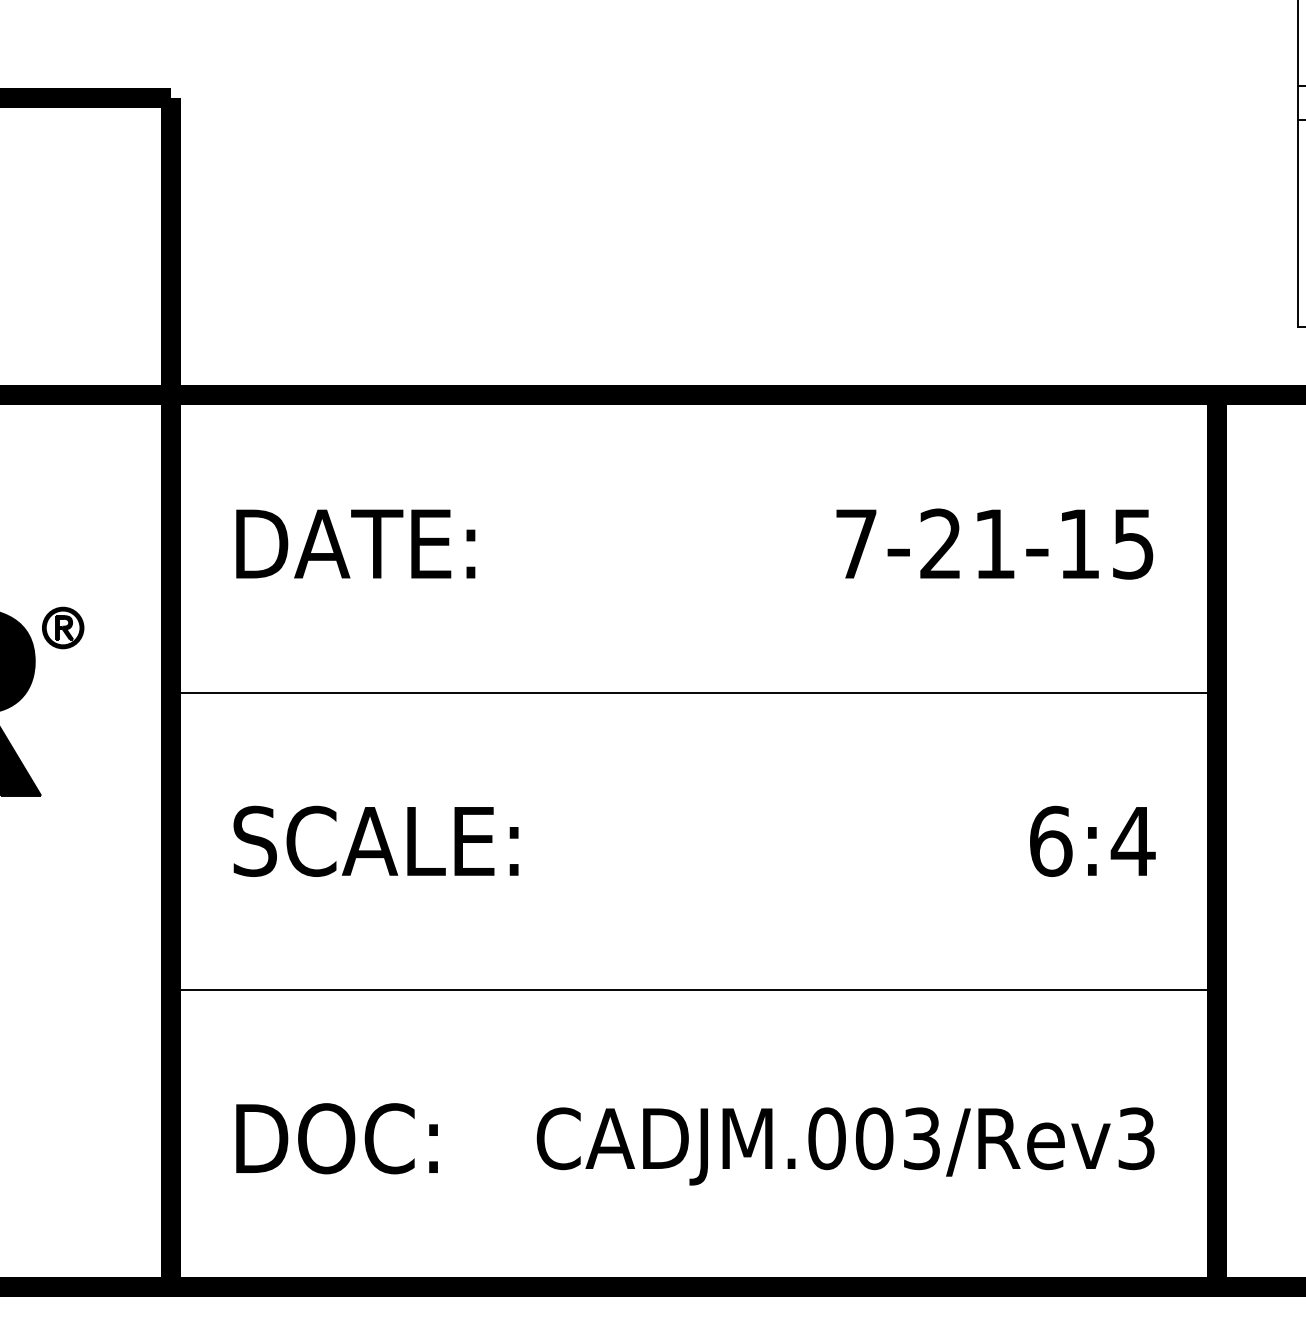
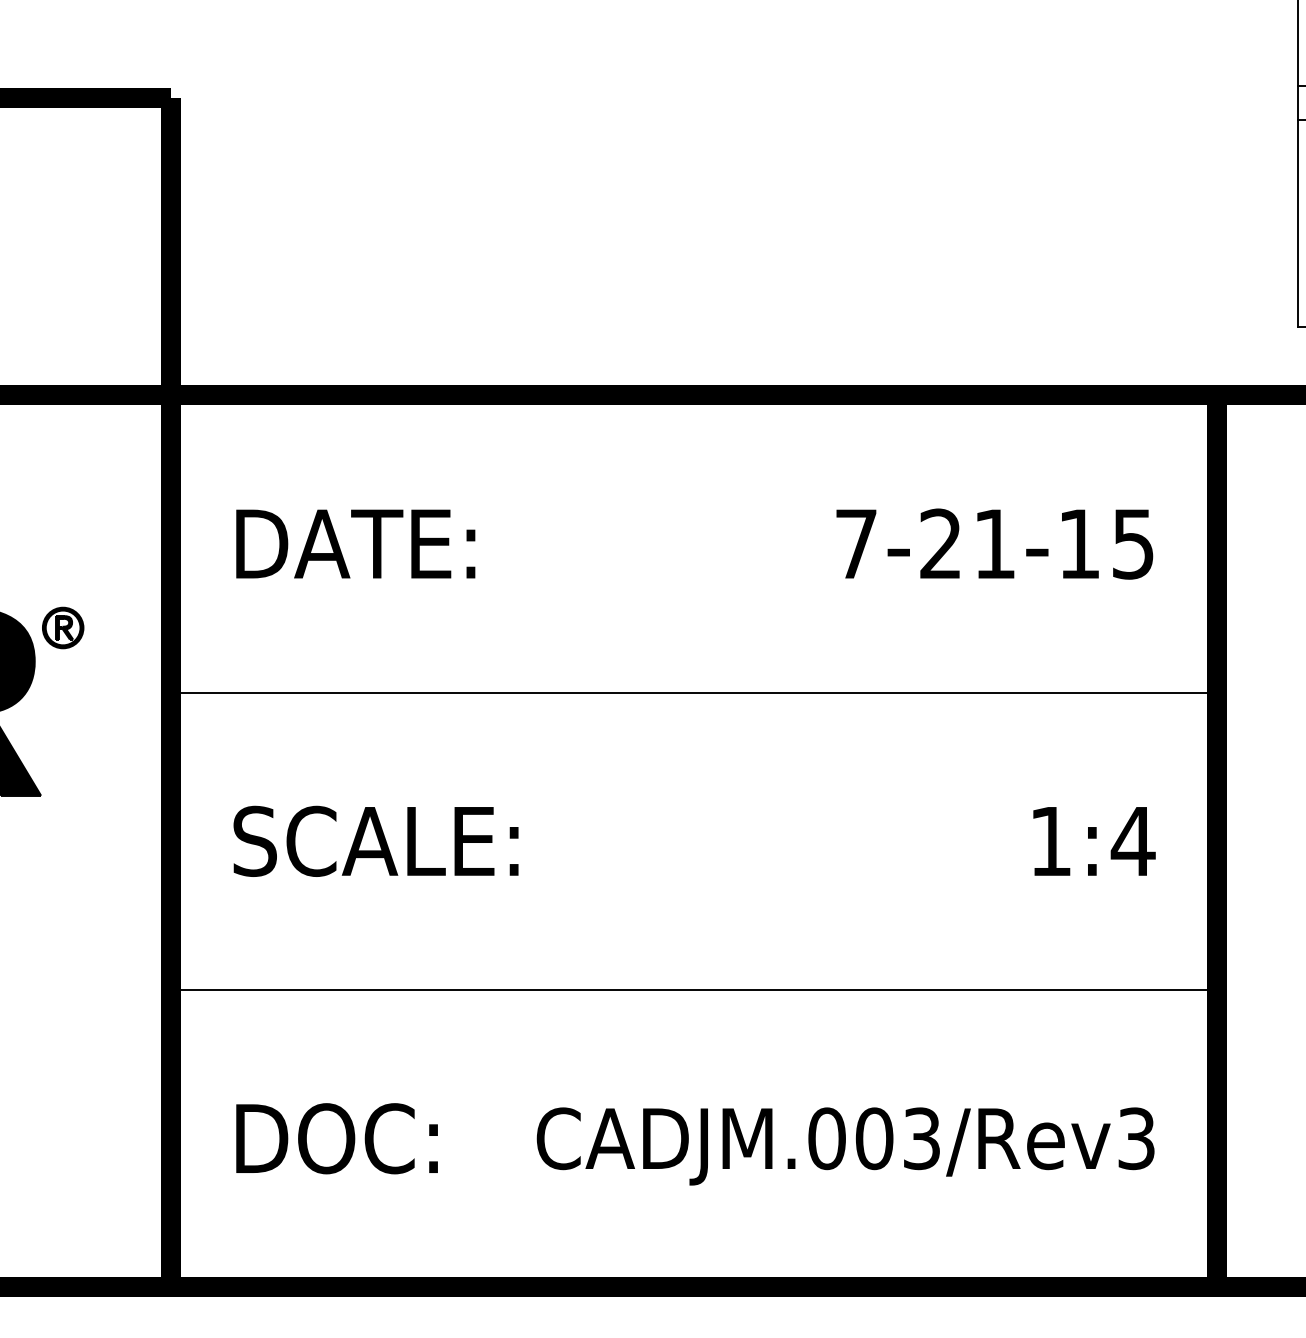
text: 6:4 -> 1:4 (1051, 840)
